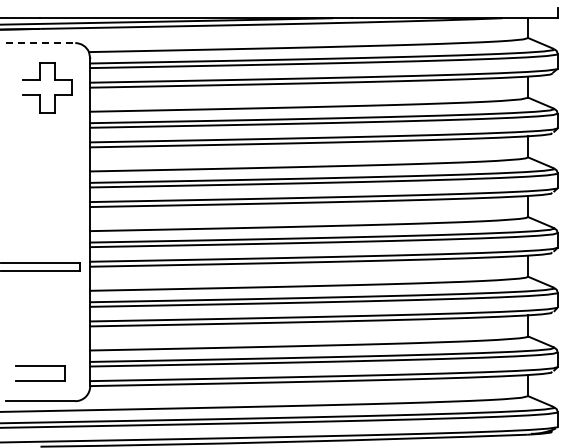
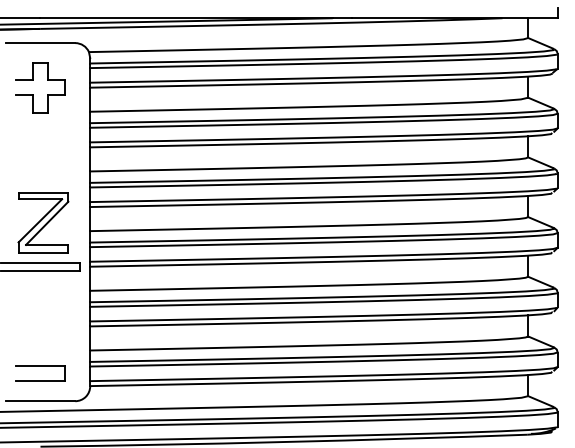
line: dashed -> solid (40, 43)
part position: (40, 80) -> (33, 80) (33, 80)
part: none -> present (43, 222)
